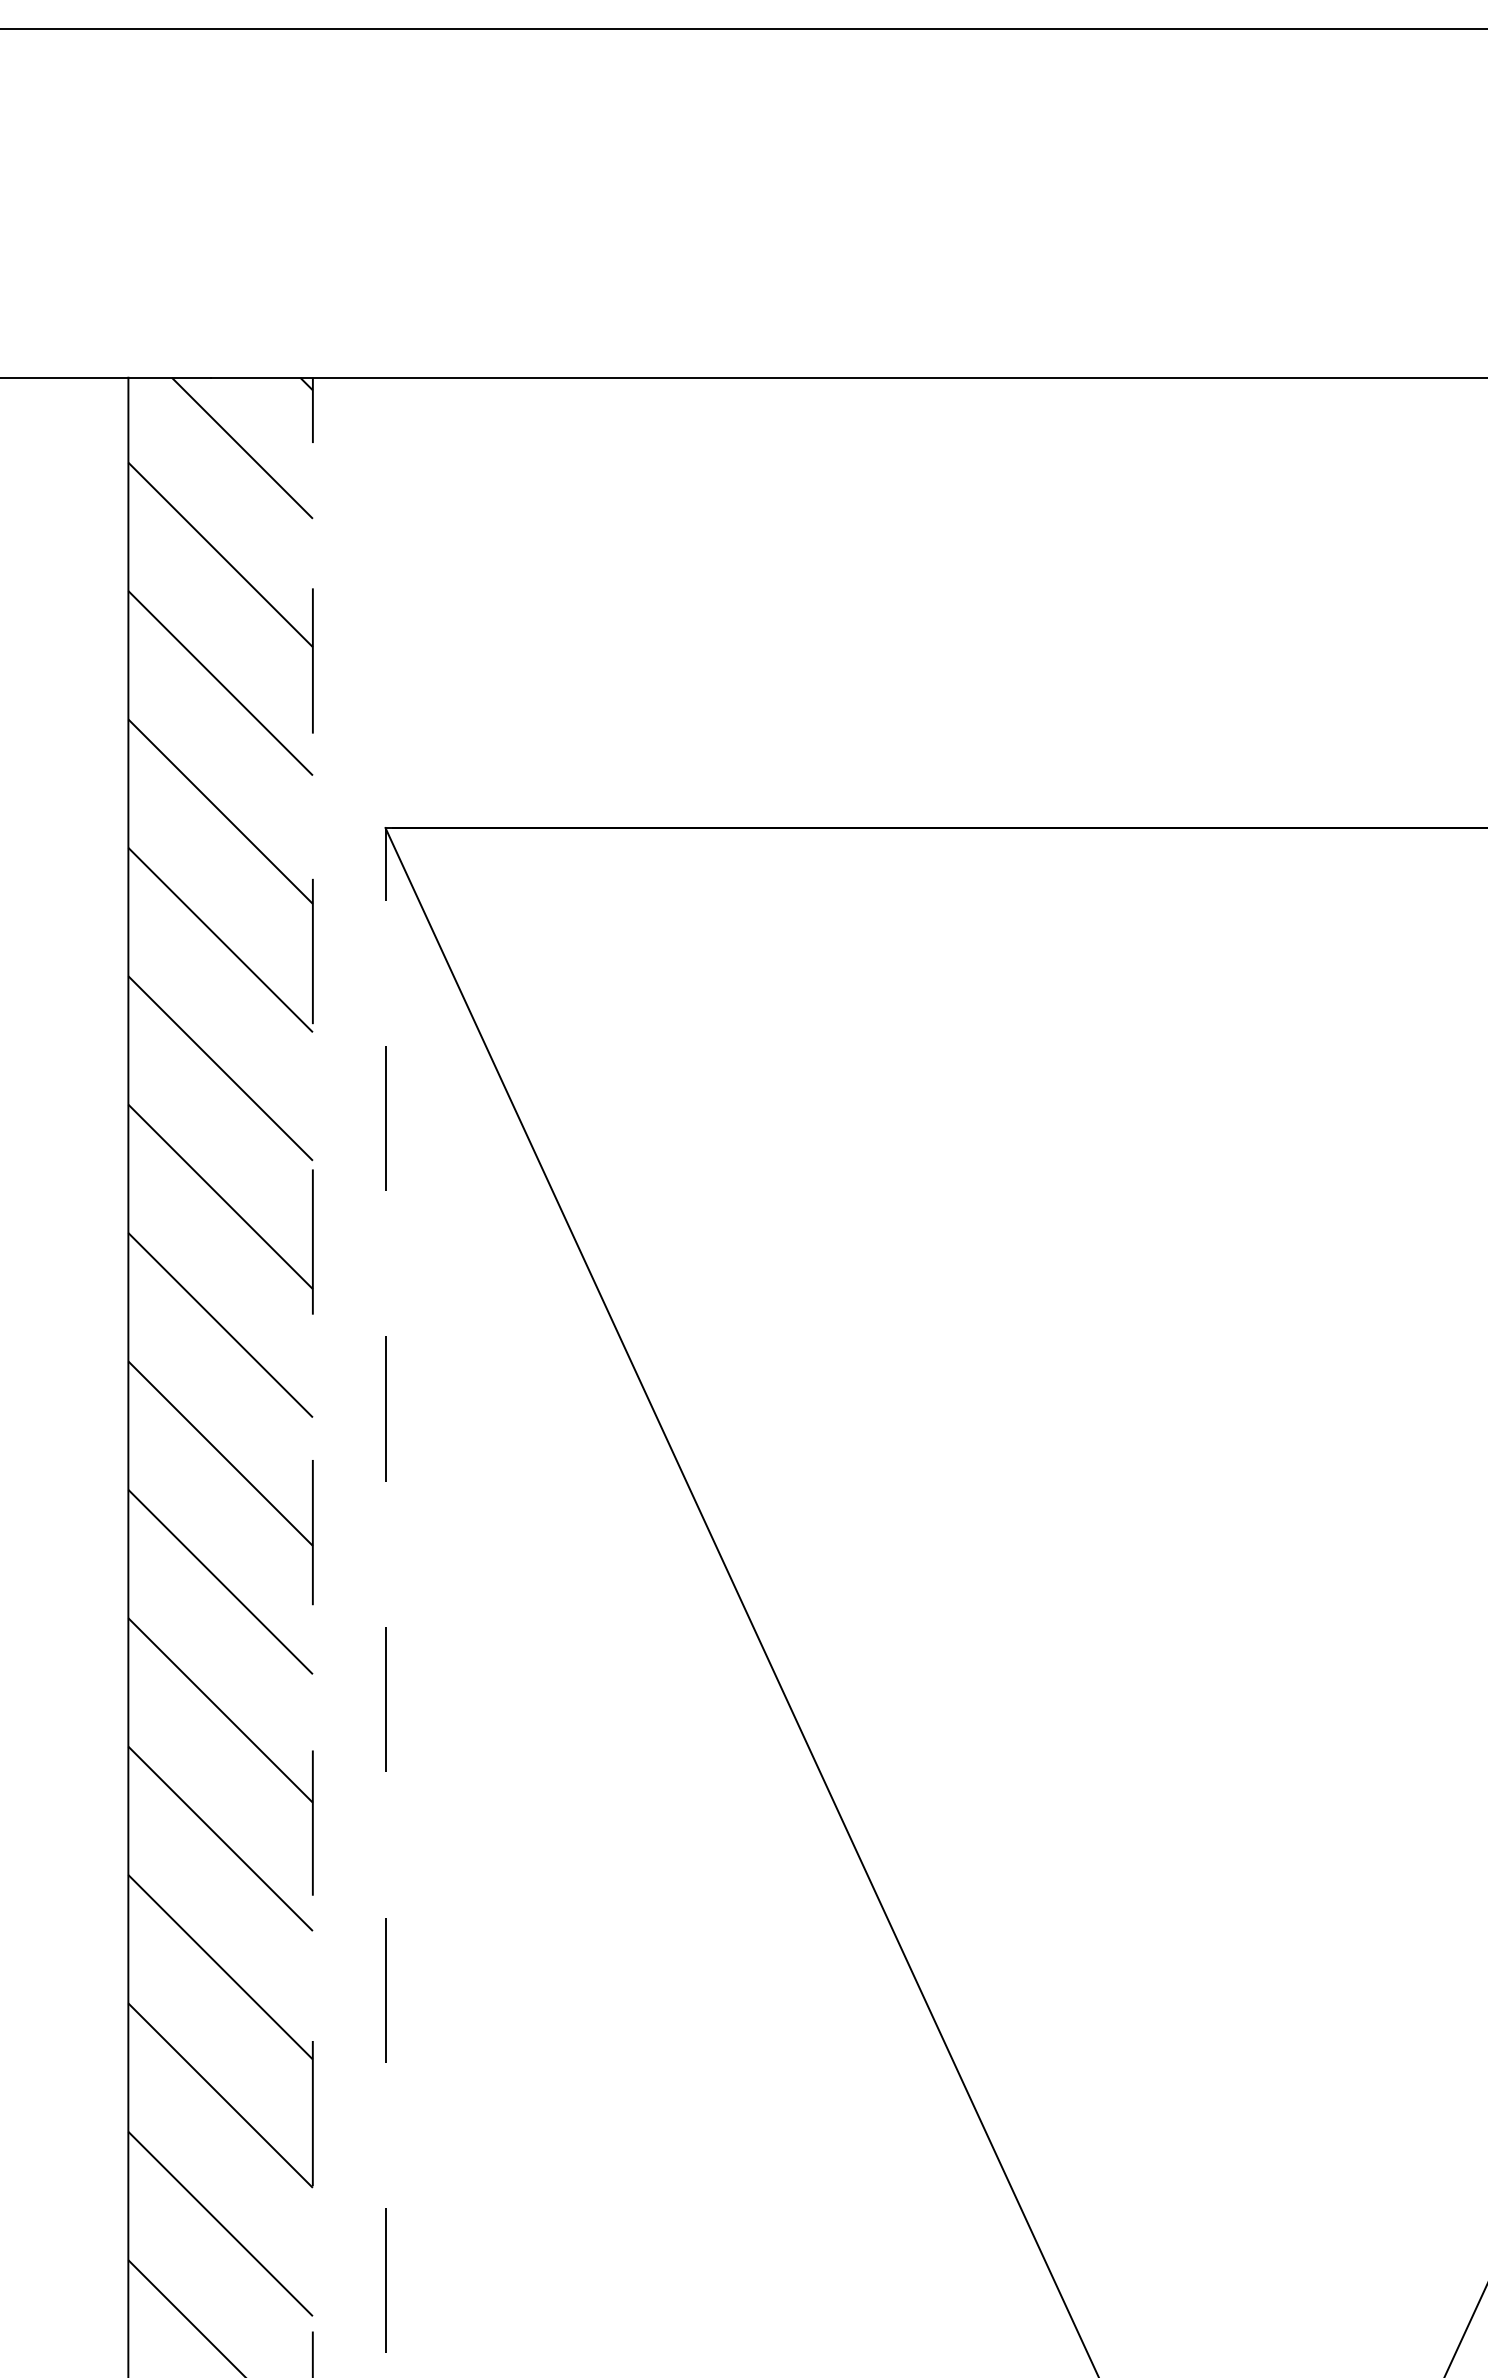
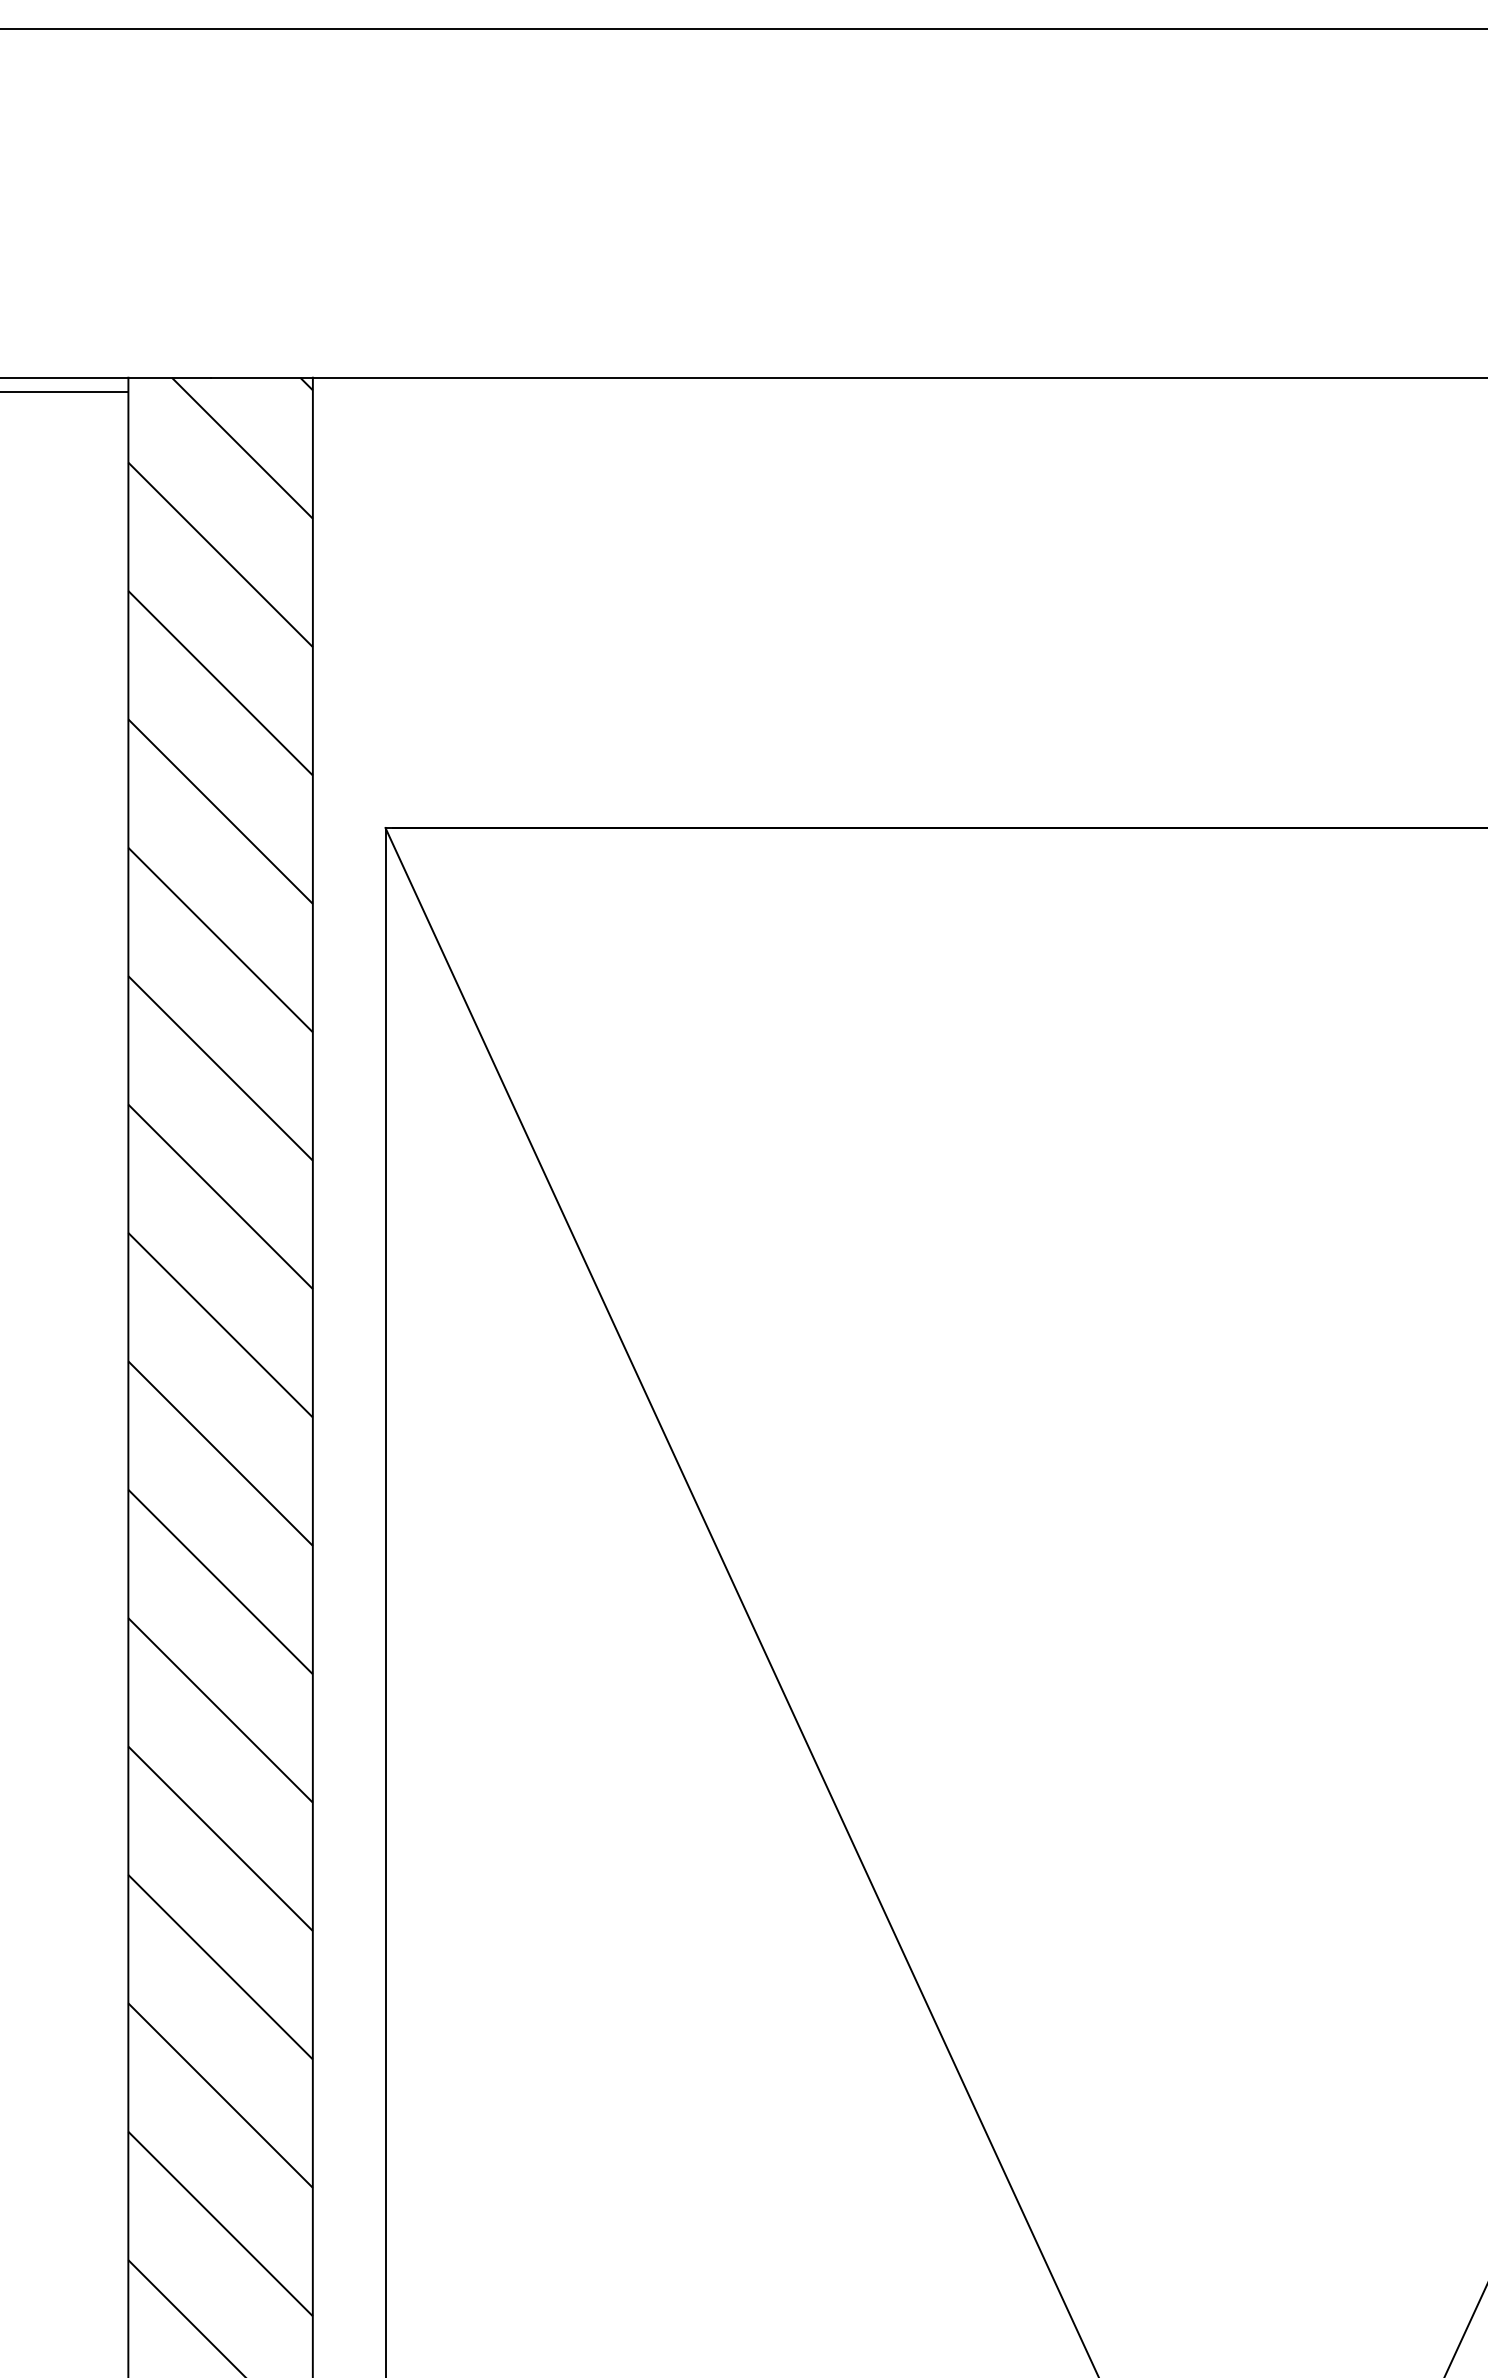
line: none -> present (65, 392)
line: dashed -> solid (312, 1377)
line: dashed -> solid (385, 1602)
